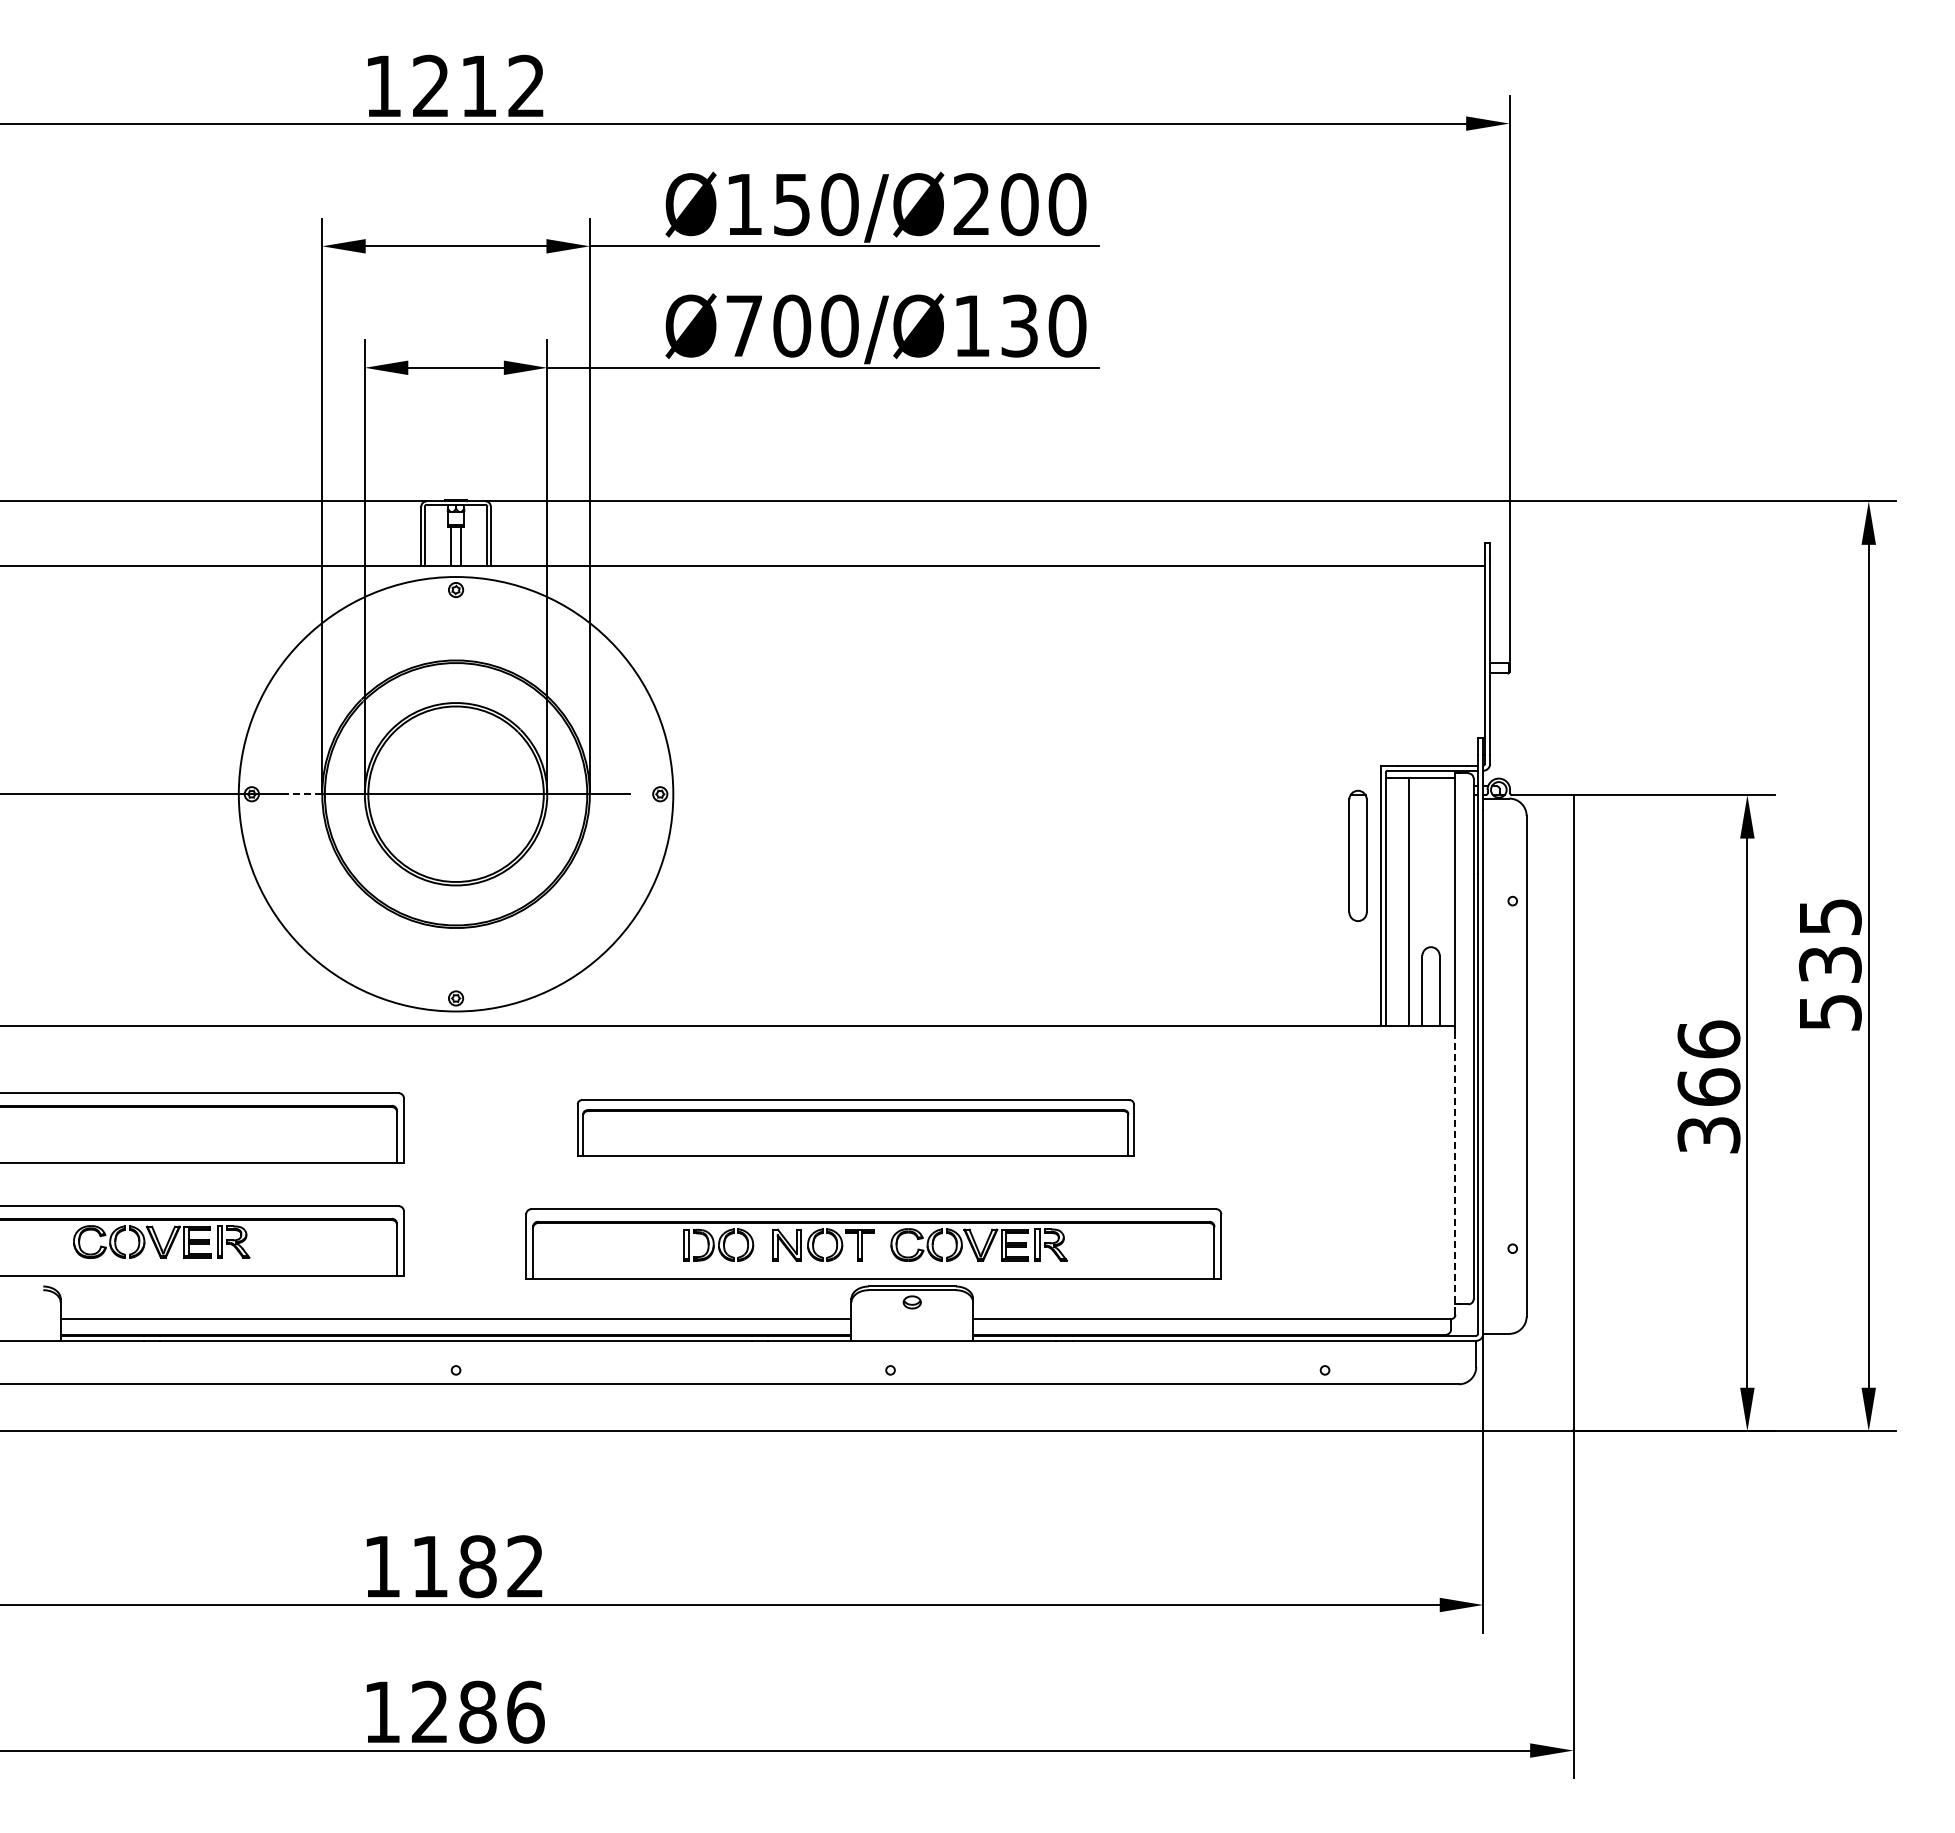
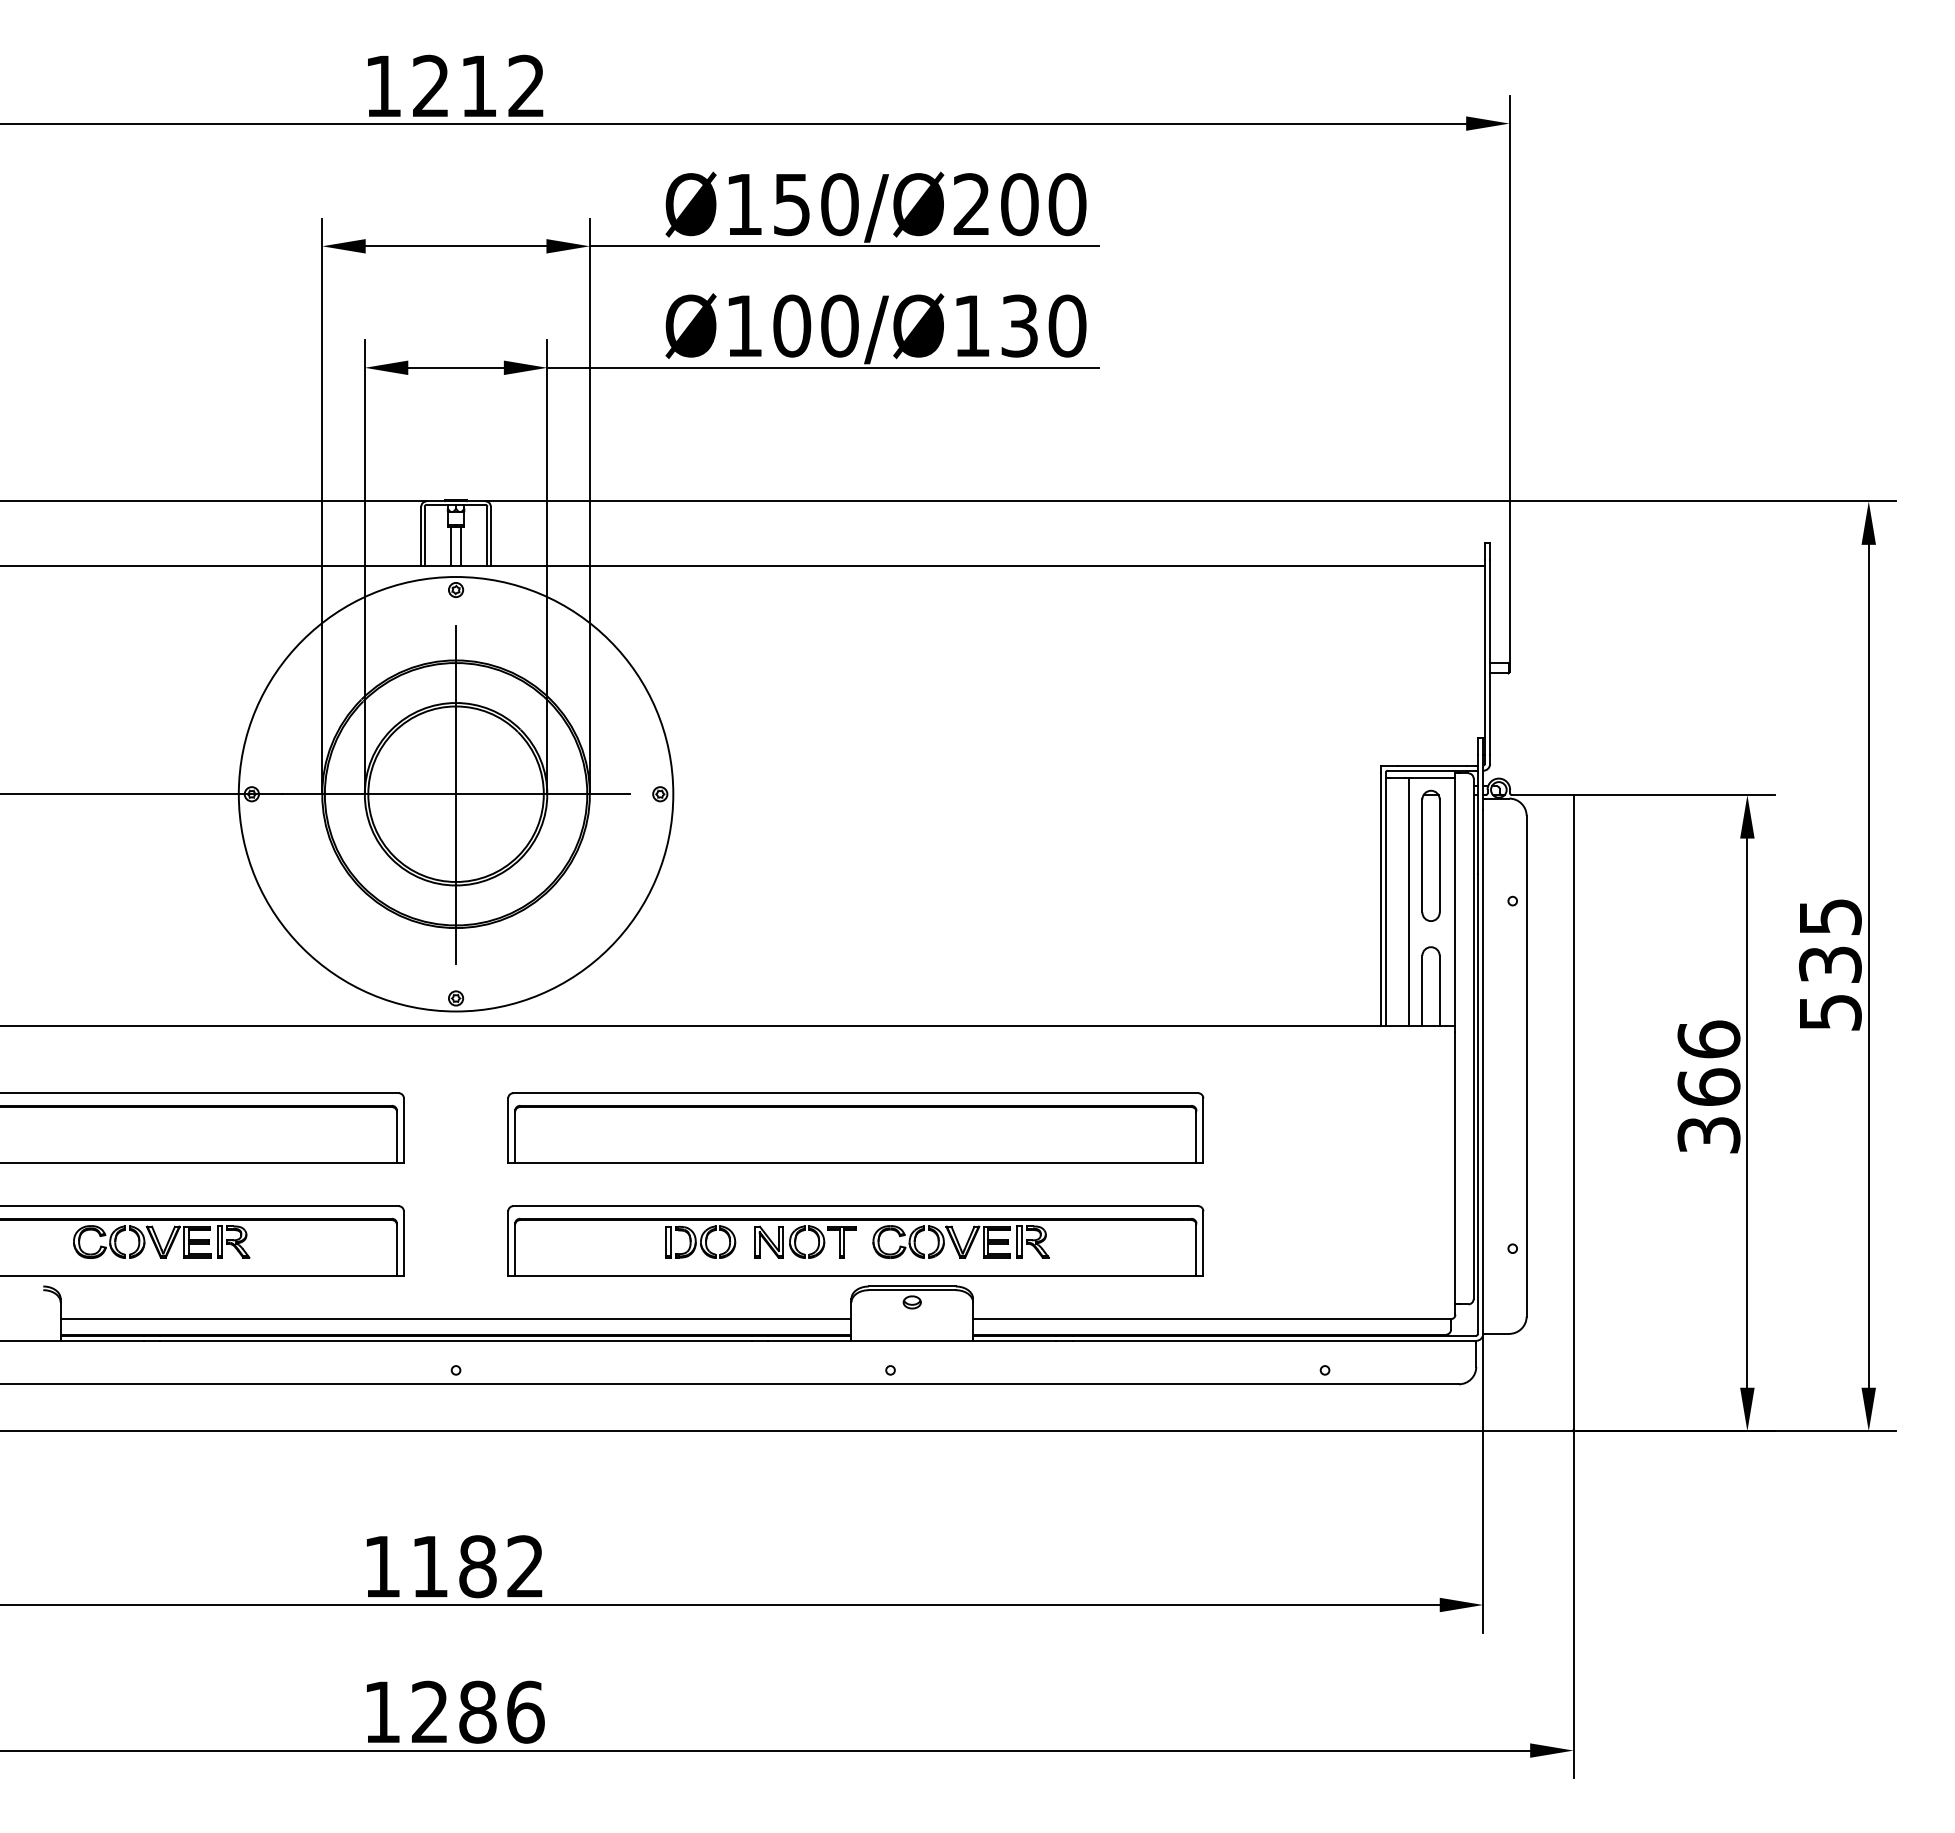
text: Ø700/Ø130 -> Ø100/Ø130 (743, 325)
line: dashed -> solid (301, 794)
line: none -> present (456, 794)
part position: (1357, 855) -> (1430, 855) (1430, 855)
part size: 559x58 px -> 698x72 px (855, 1127)
line: dashed -> solid (1455, 1172)
part position: (873, 1243) -> (855, 1240) (855, 1240)
